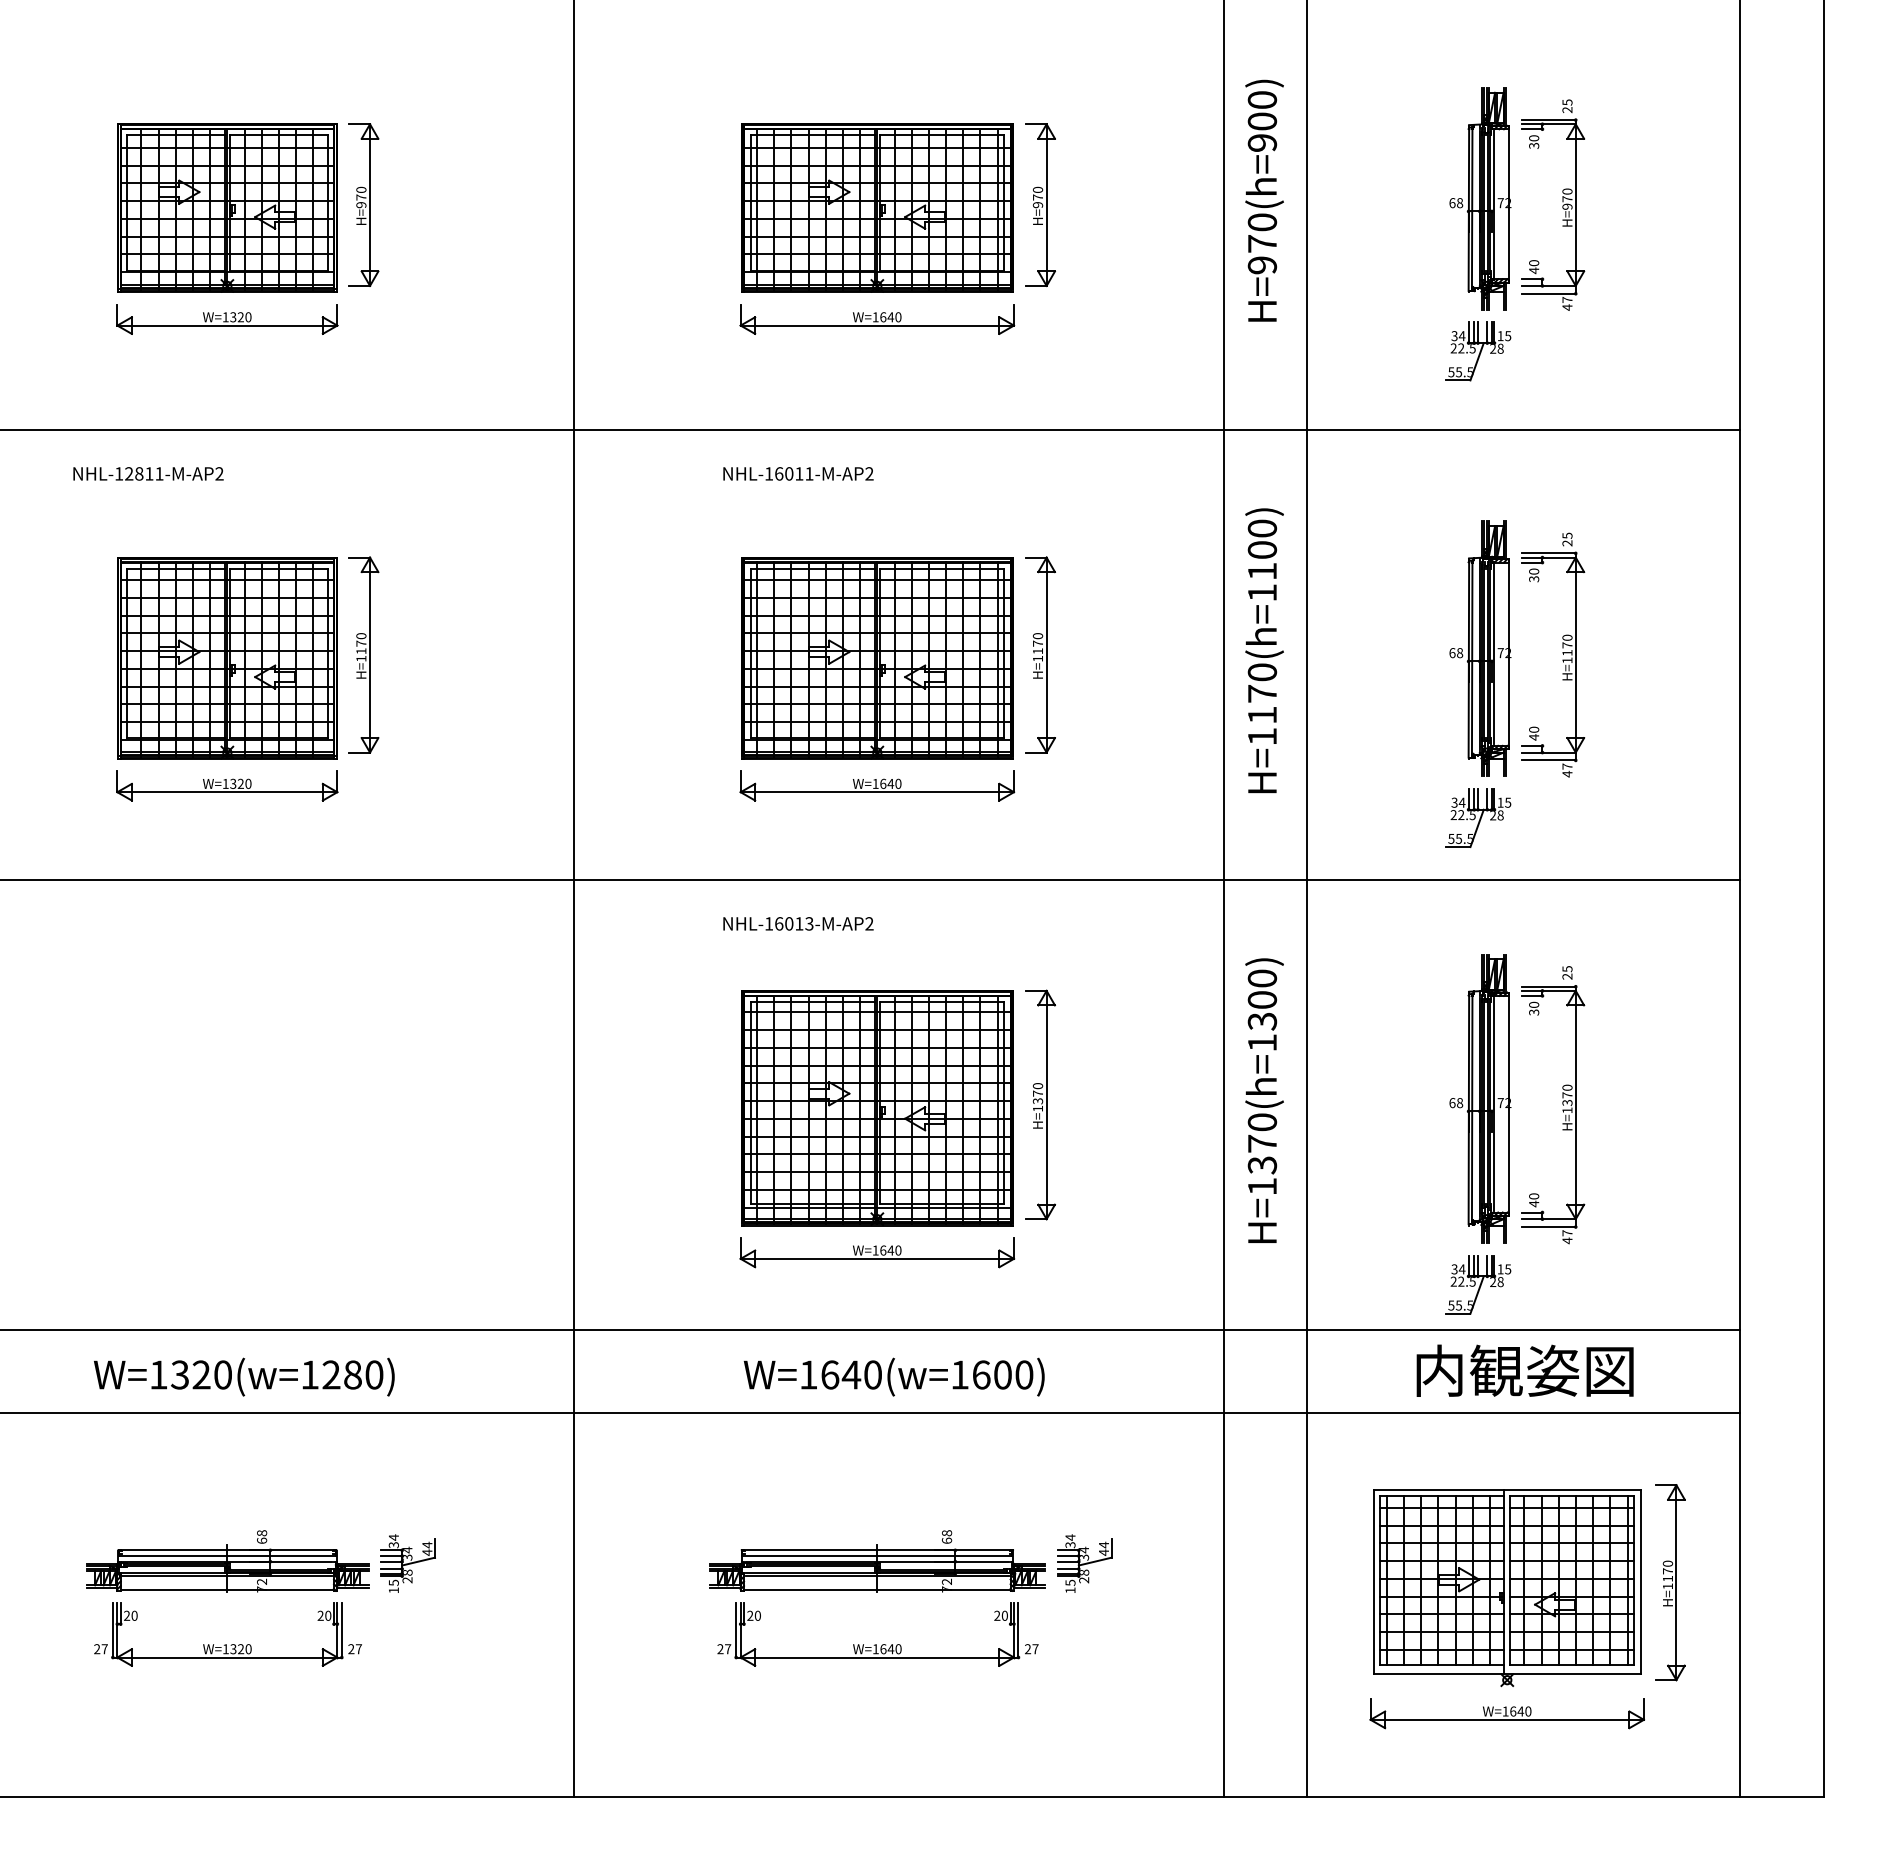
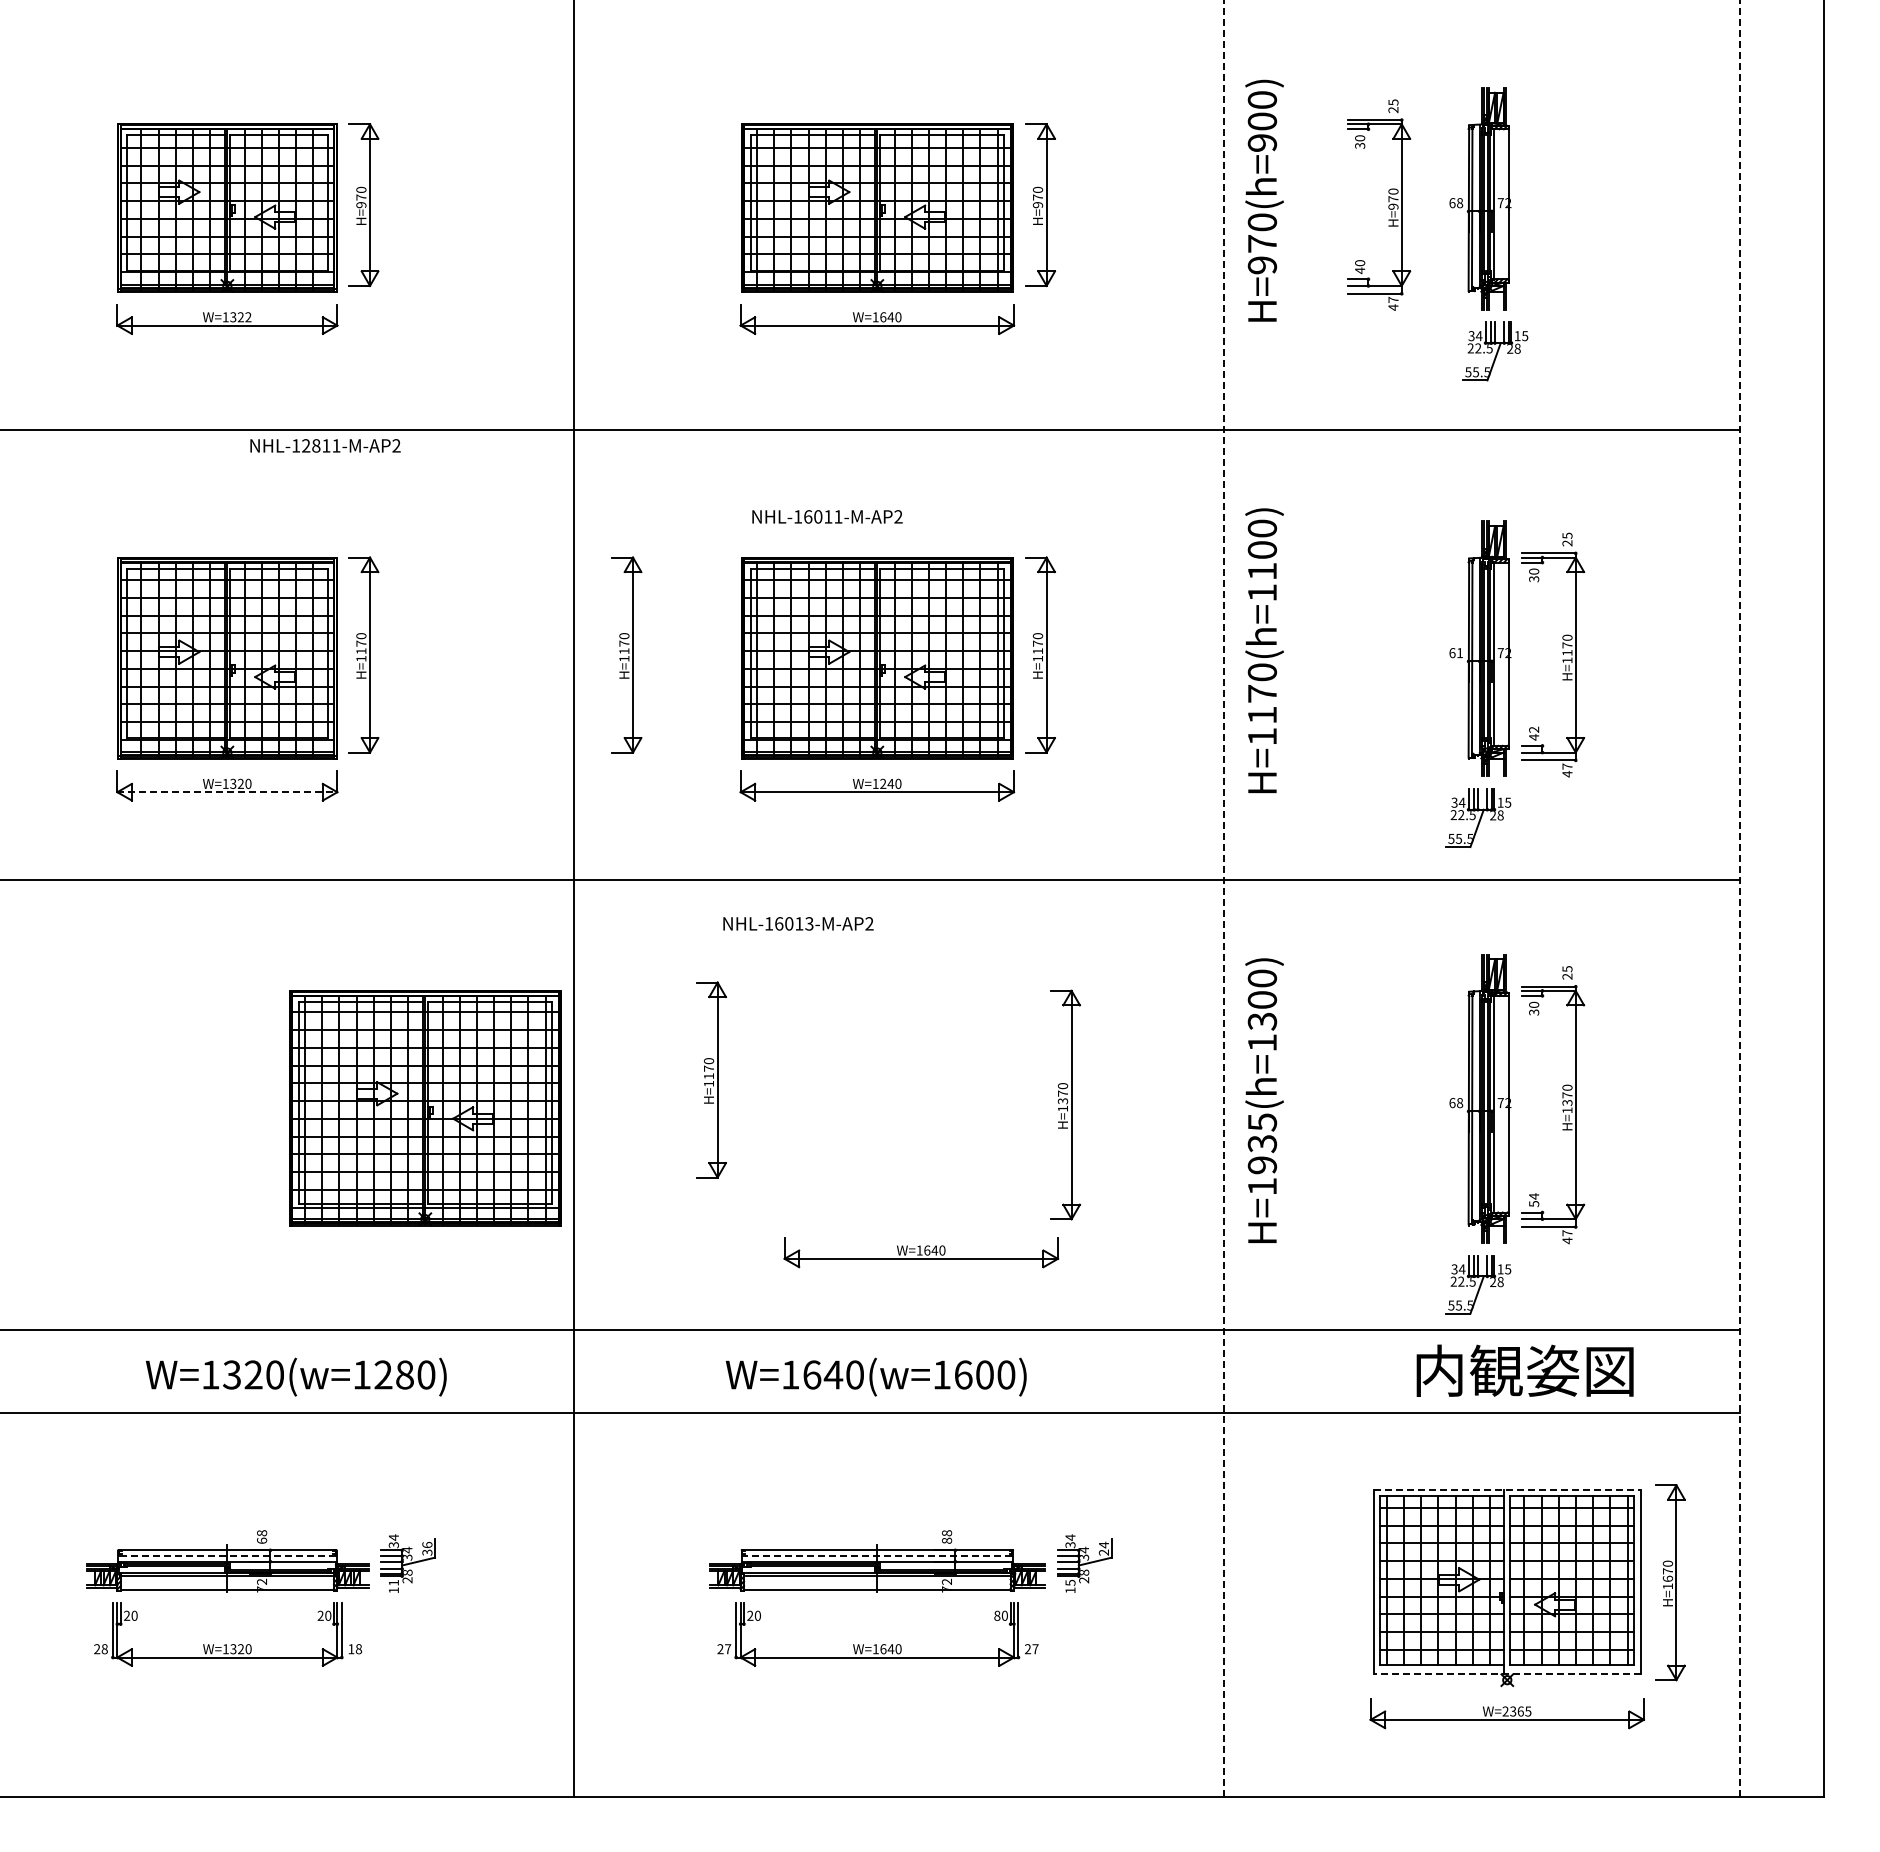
part position: (1562, 205) -> (1388, 205) (1388, 205)
text: W=1320 -> W=1322 (248, 317)
part position: (1478, 351) -> (1495, 351) (1495, 351)
text position: (148, 473) -> (325, 445) (325, 445)
text position: (798, 473) -> (827, 516) (827, 516)
text: 68 -> 61 (1460, 653)
part: none -> present (626, 654)
text: 40 -> 42 (1534, 729)
text: W=1640 -> W=1240 (883, 783)
line: solid -> dashed (227, 792)
line: solid -> dashed (1223, 898)
line: solid -> dashed (1740, 898)
line: present -> none (1306, 899)
part: none -> present (711, 1079)
part position: (1040, 1104) -> (1065, 1104) (1065, 1104)
part position: (877, 1108) -> (425, 1108) (425, 1108)
text: H=1370(h=1300) -> H=1935(h=1300) (1262, 1143)
text: 40 -> 54 (1534, 1200)
part position: (877, 1252) -> (921, 1252) (921, 1252)
text position: (244, 1376) -> (296, 1376) (296, 1376)
text position: (893, 1376) -> (875, 1376) (875, 1376)
line: solid -> dashed (1507, 1490)
text: 68 -> 88 (946, 1540)
text: 44 -> 36 (427, 1548)
text: 44 -> 24 (1103, 1552)
line: solid -> dashed (226, 1556)
line: solid -> dashed (877, 1556)
text: H=1170 -> H=1670 (1667, 1578)
text: 15 -> 11 (393, 1582)
text: 20 -> 80 (997, 1615)
text: 27 -> 28 (104, 1649)
text: 27 -> 18 (355, 1649)
line: solid -> dashed (1506, 1673)
text: W=1640 -> W=2365 (1516, 1711)
